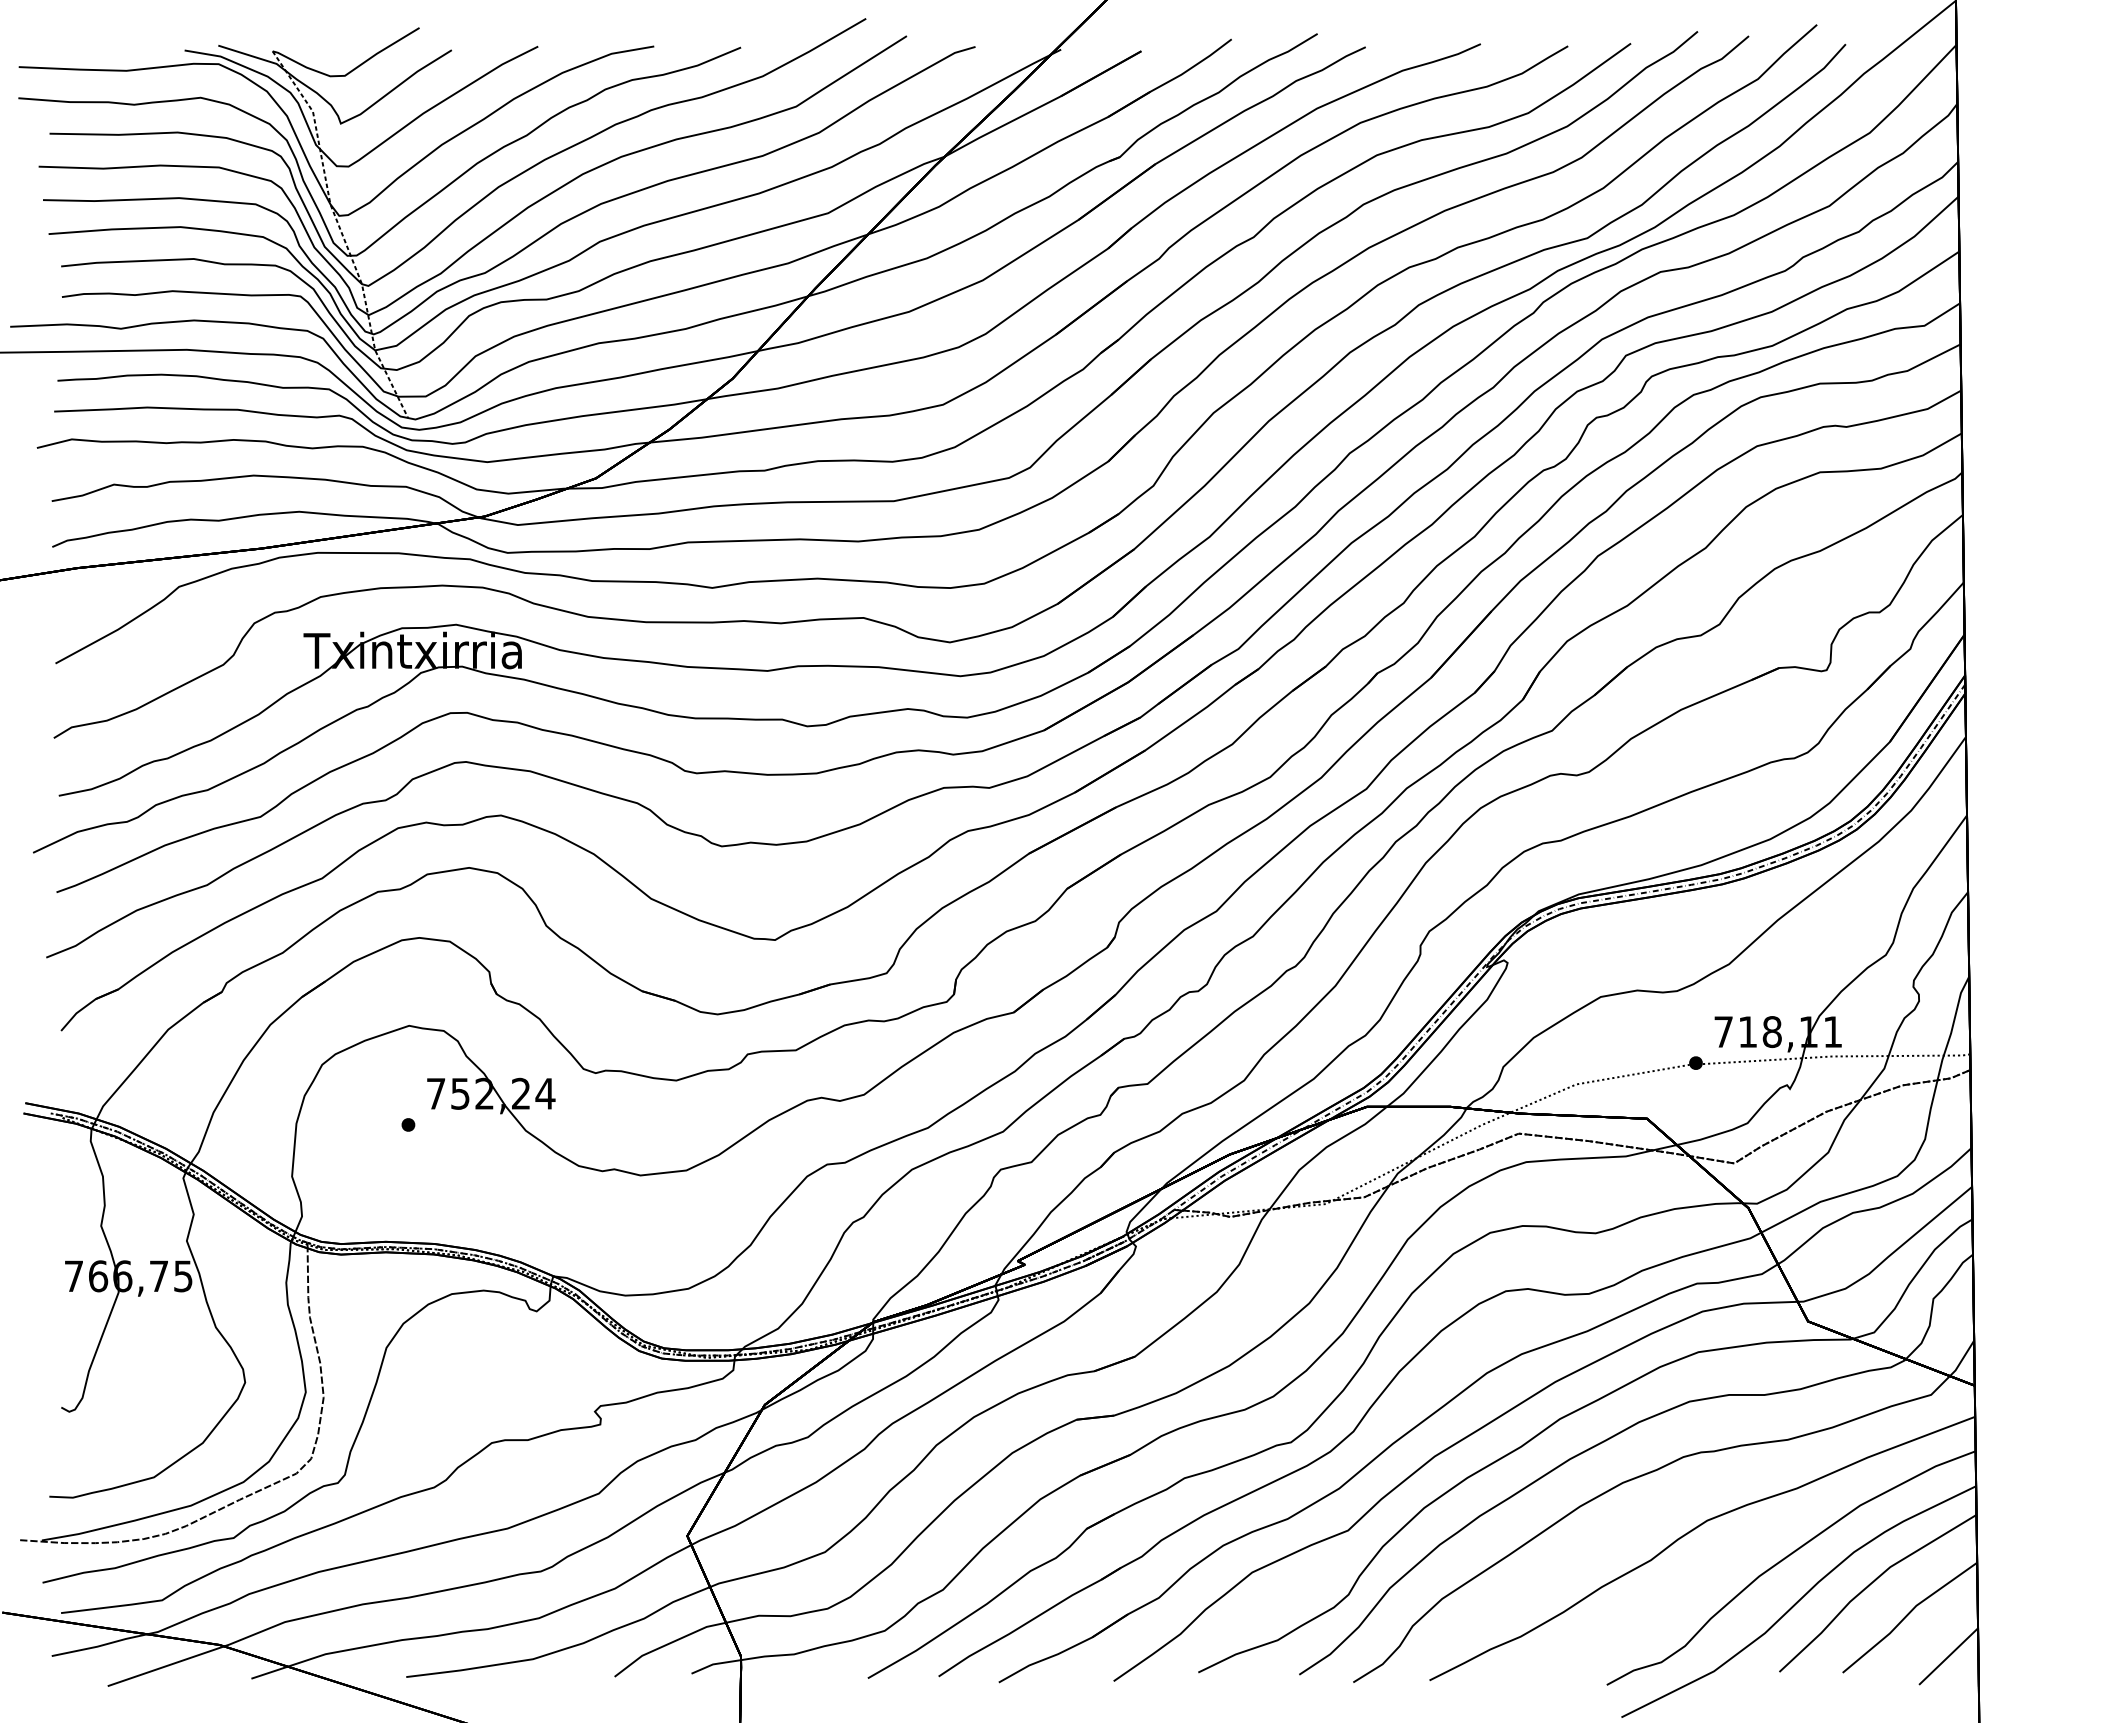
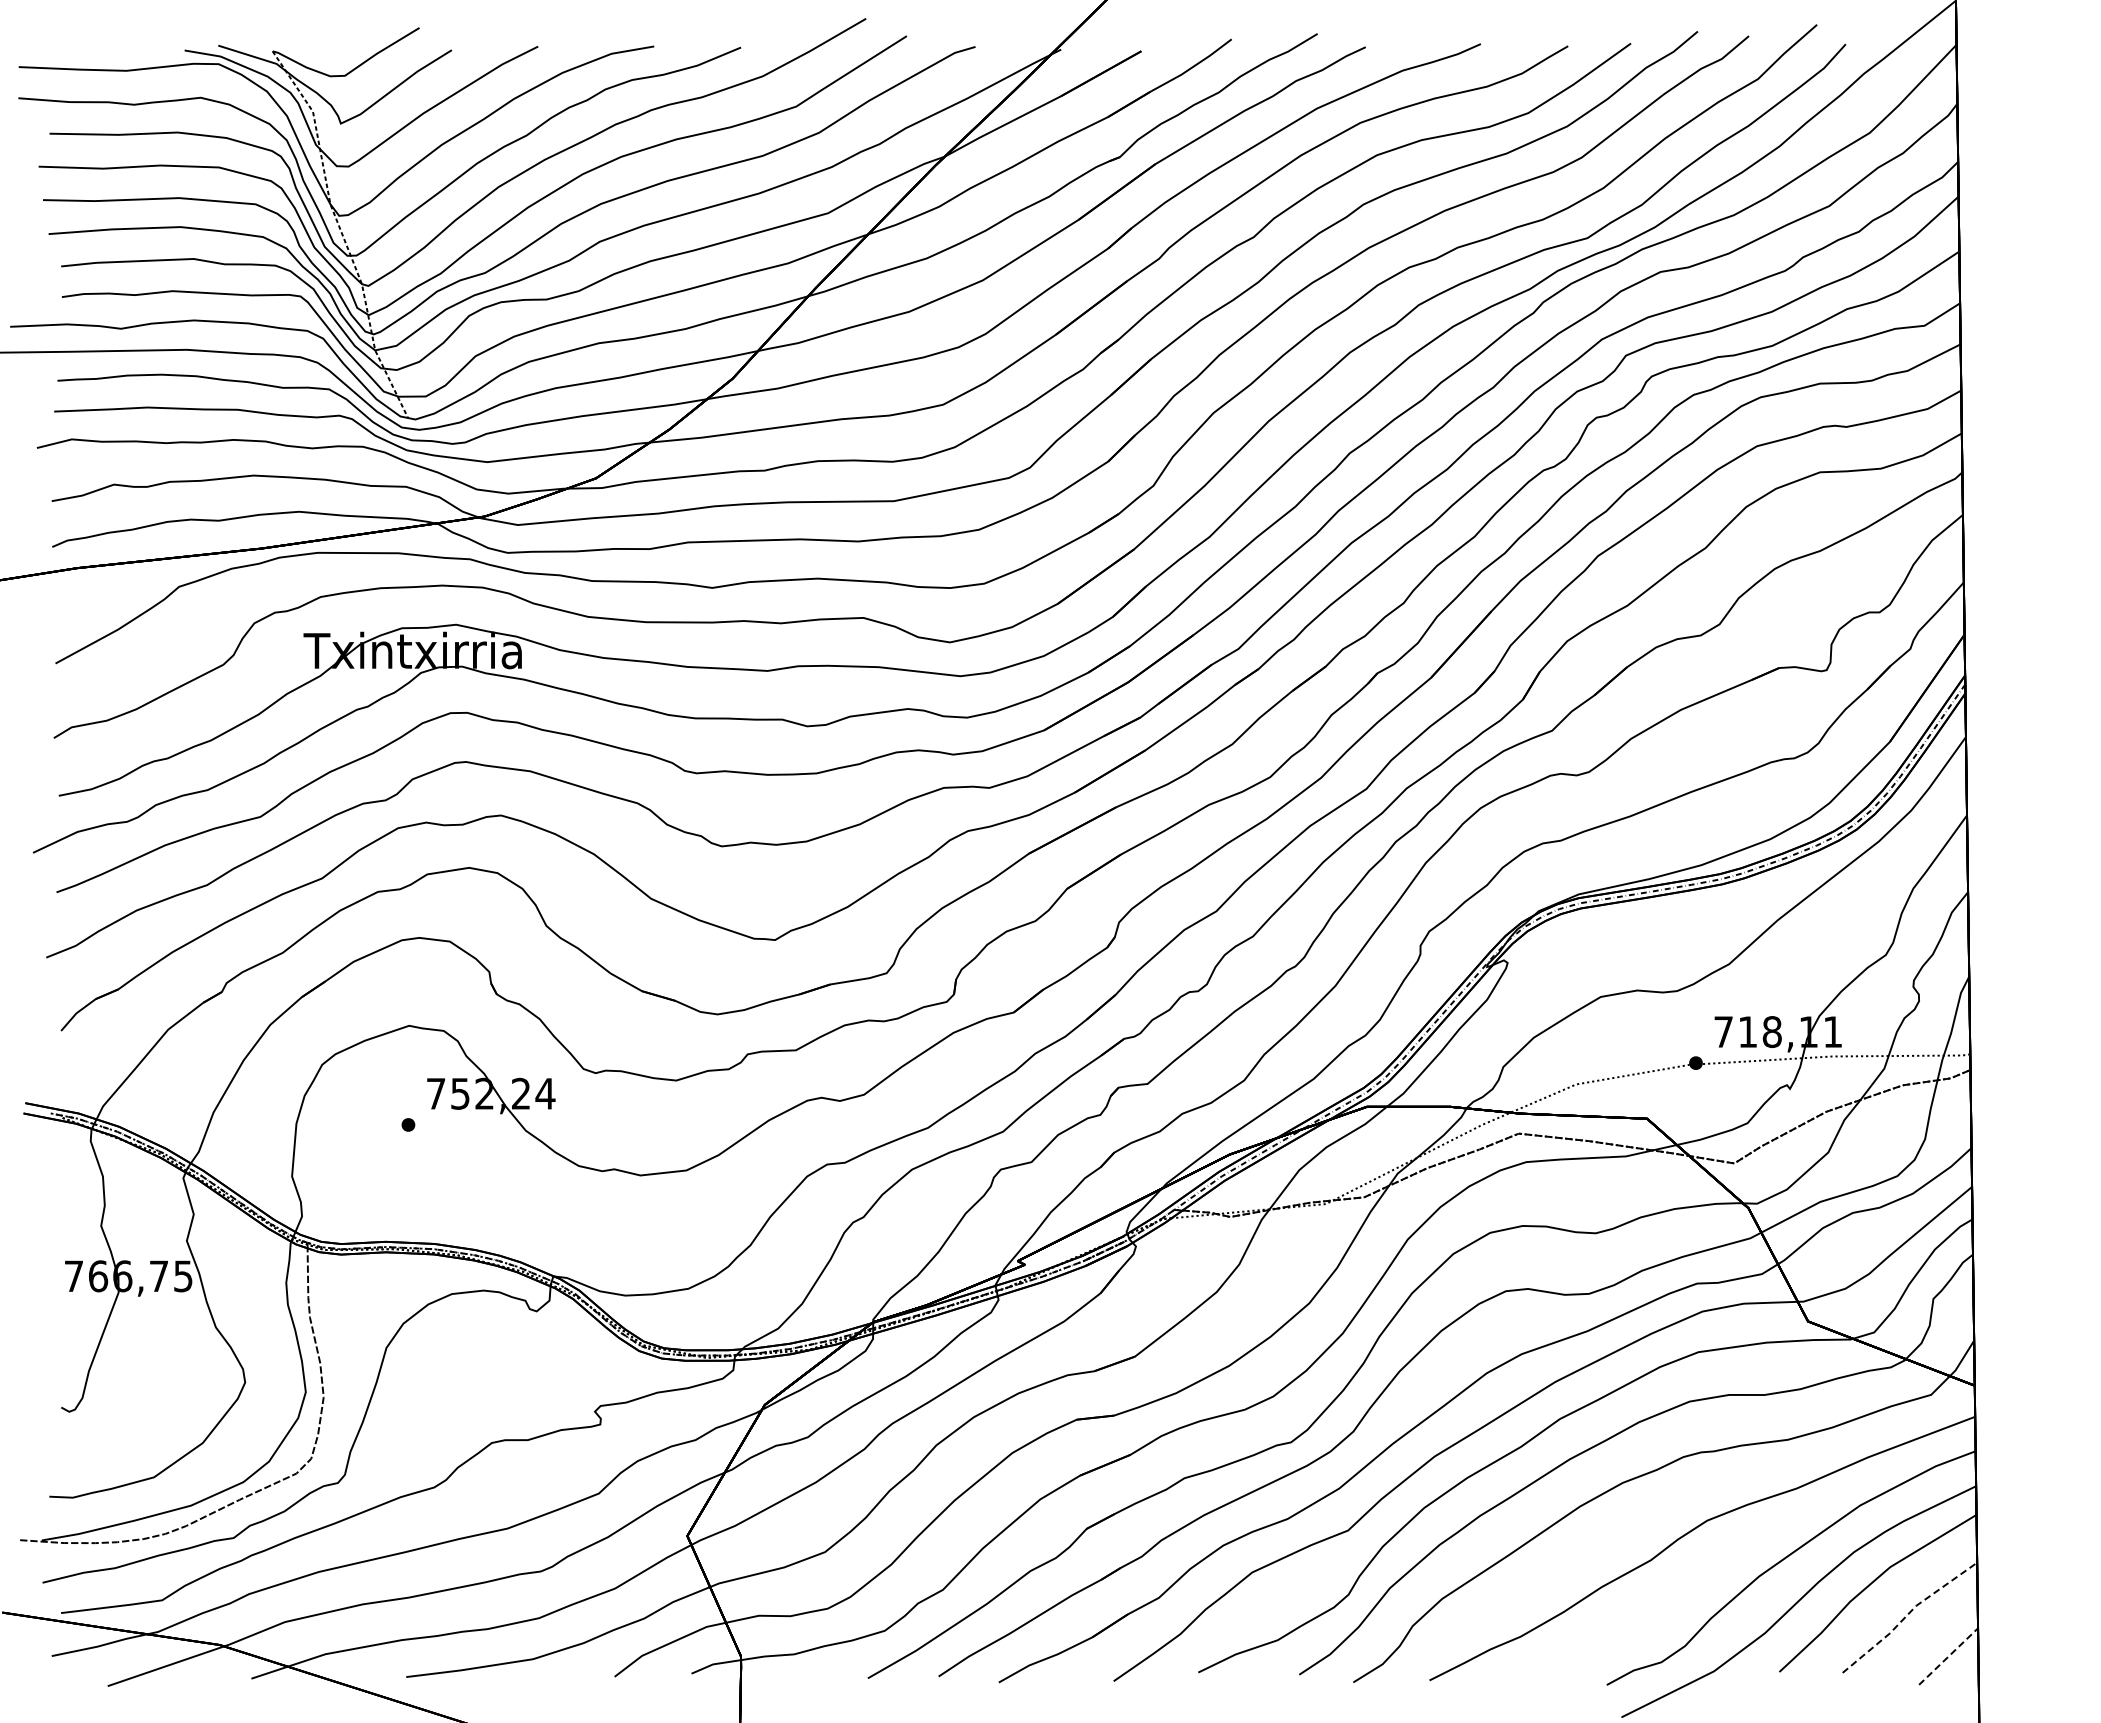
line: solid -> dashed (1907, 1614)
line: solid -> dashed (1948, 1656)
